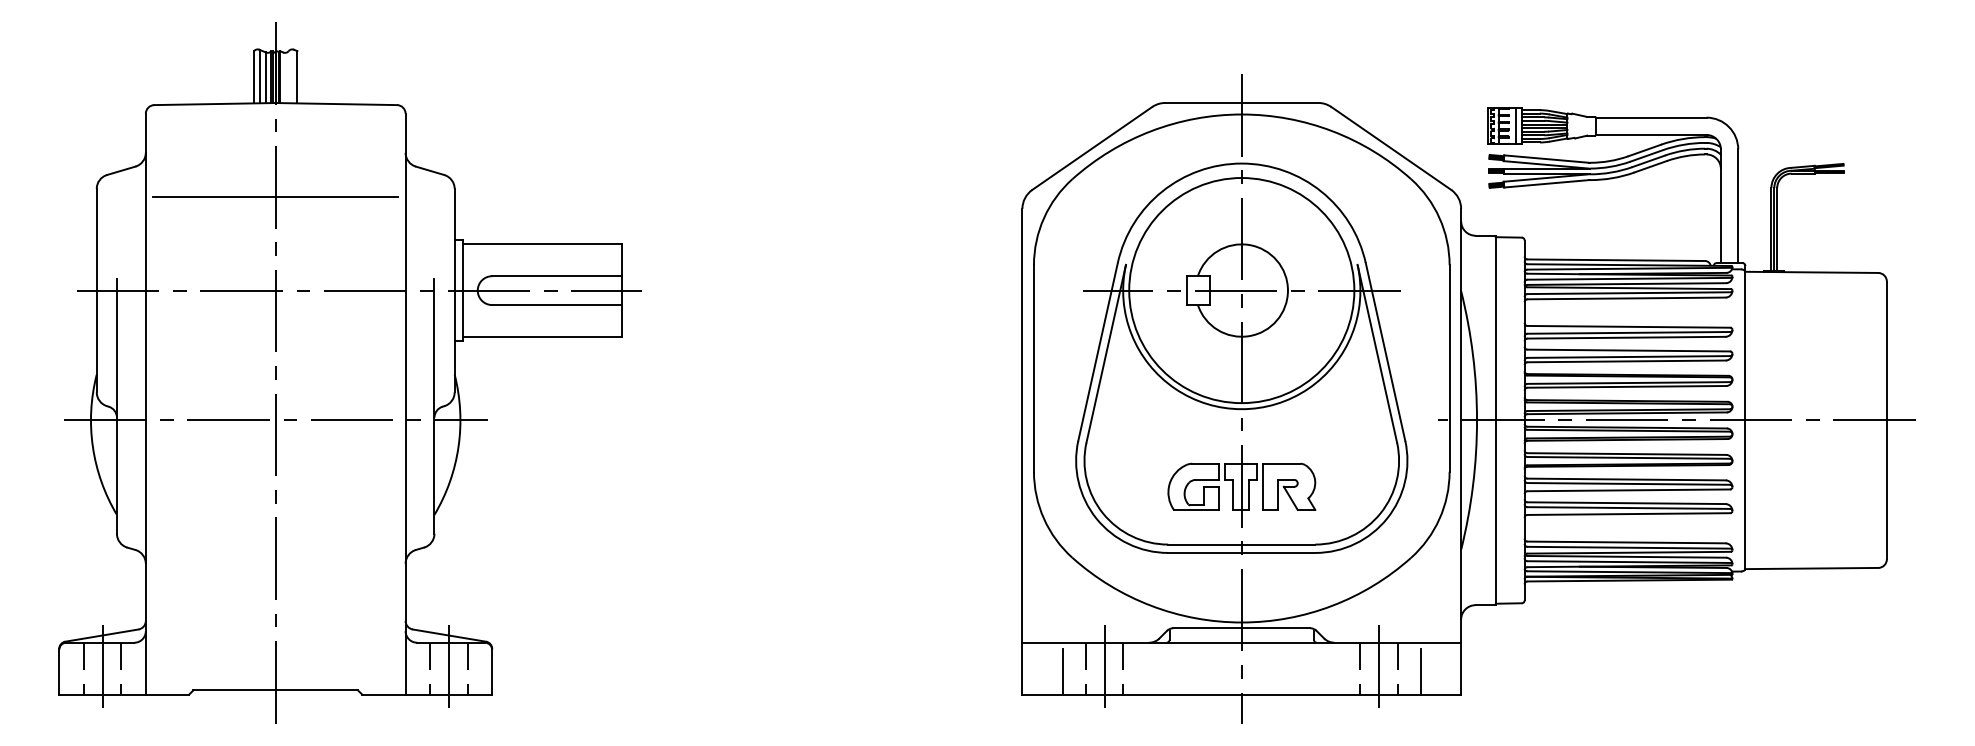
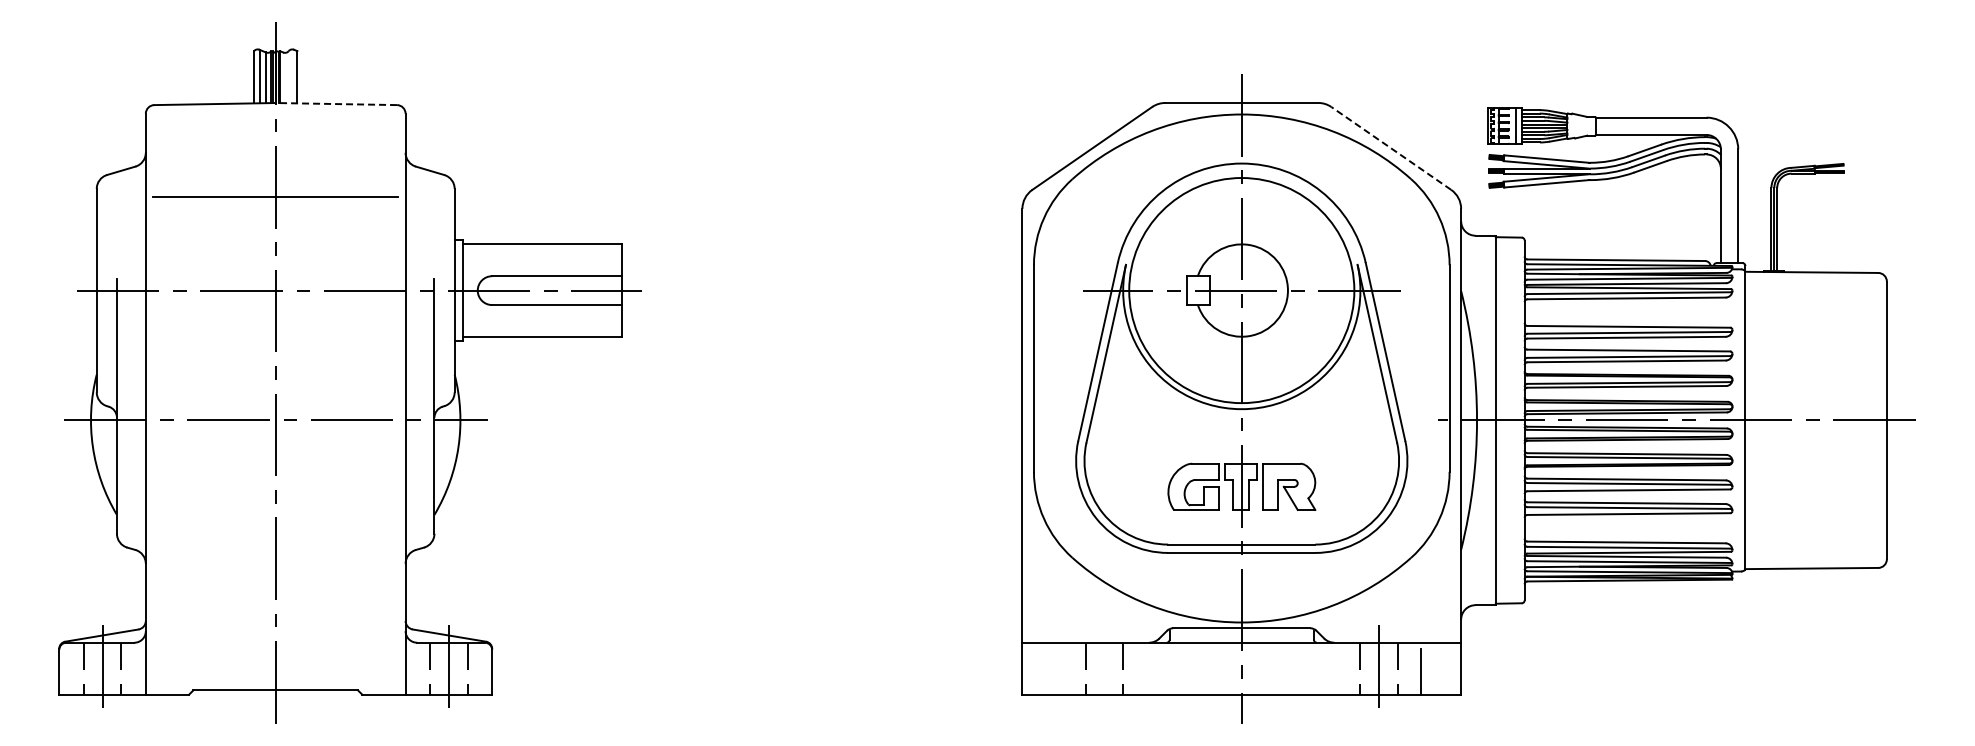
line: solid -> dashed (336, 104)
line: solid -> dashed (1391, 148)
line: present -> none (1104, 668)
line: present -> none (1062, 671)
